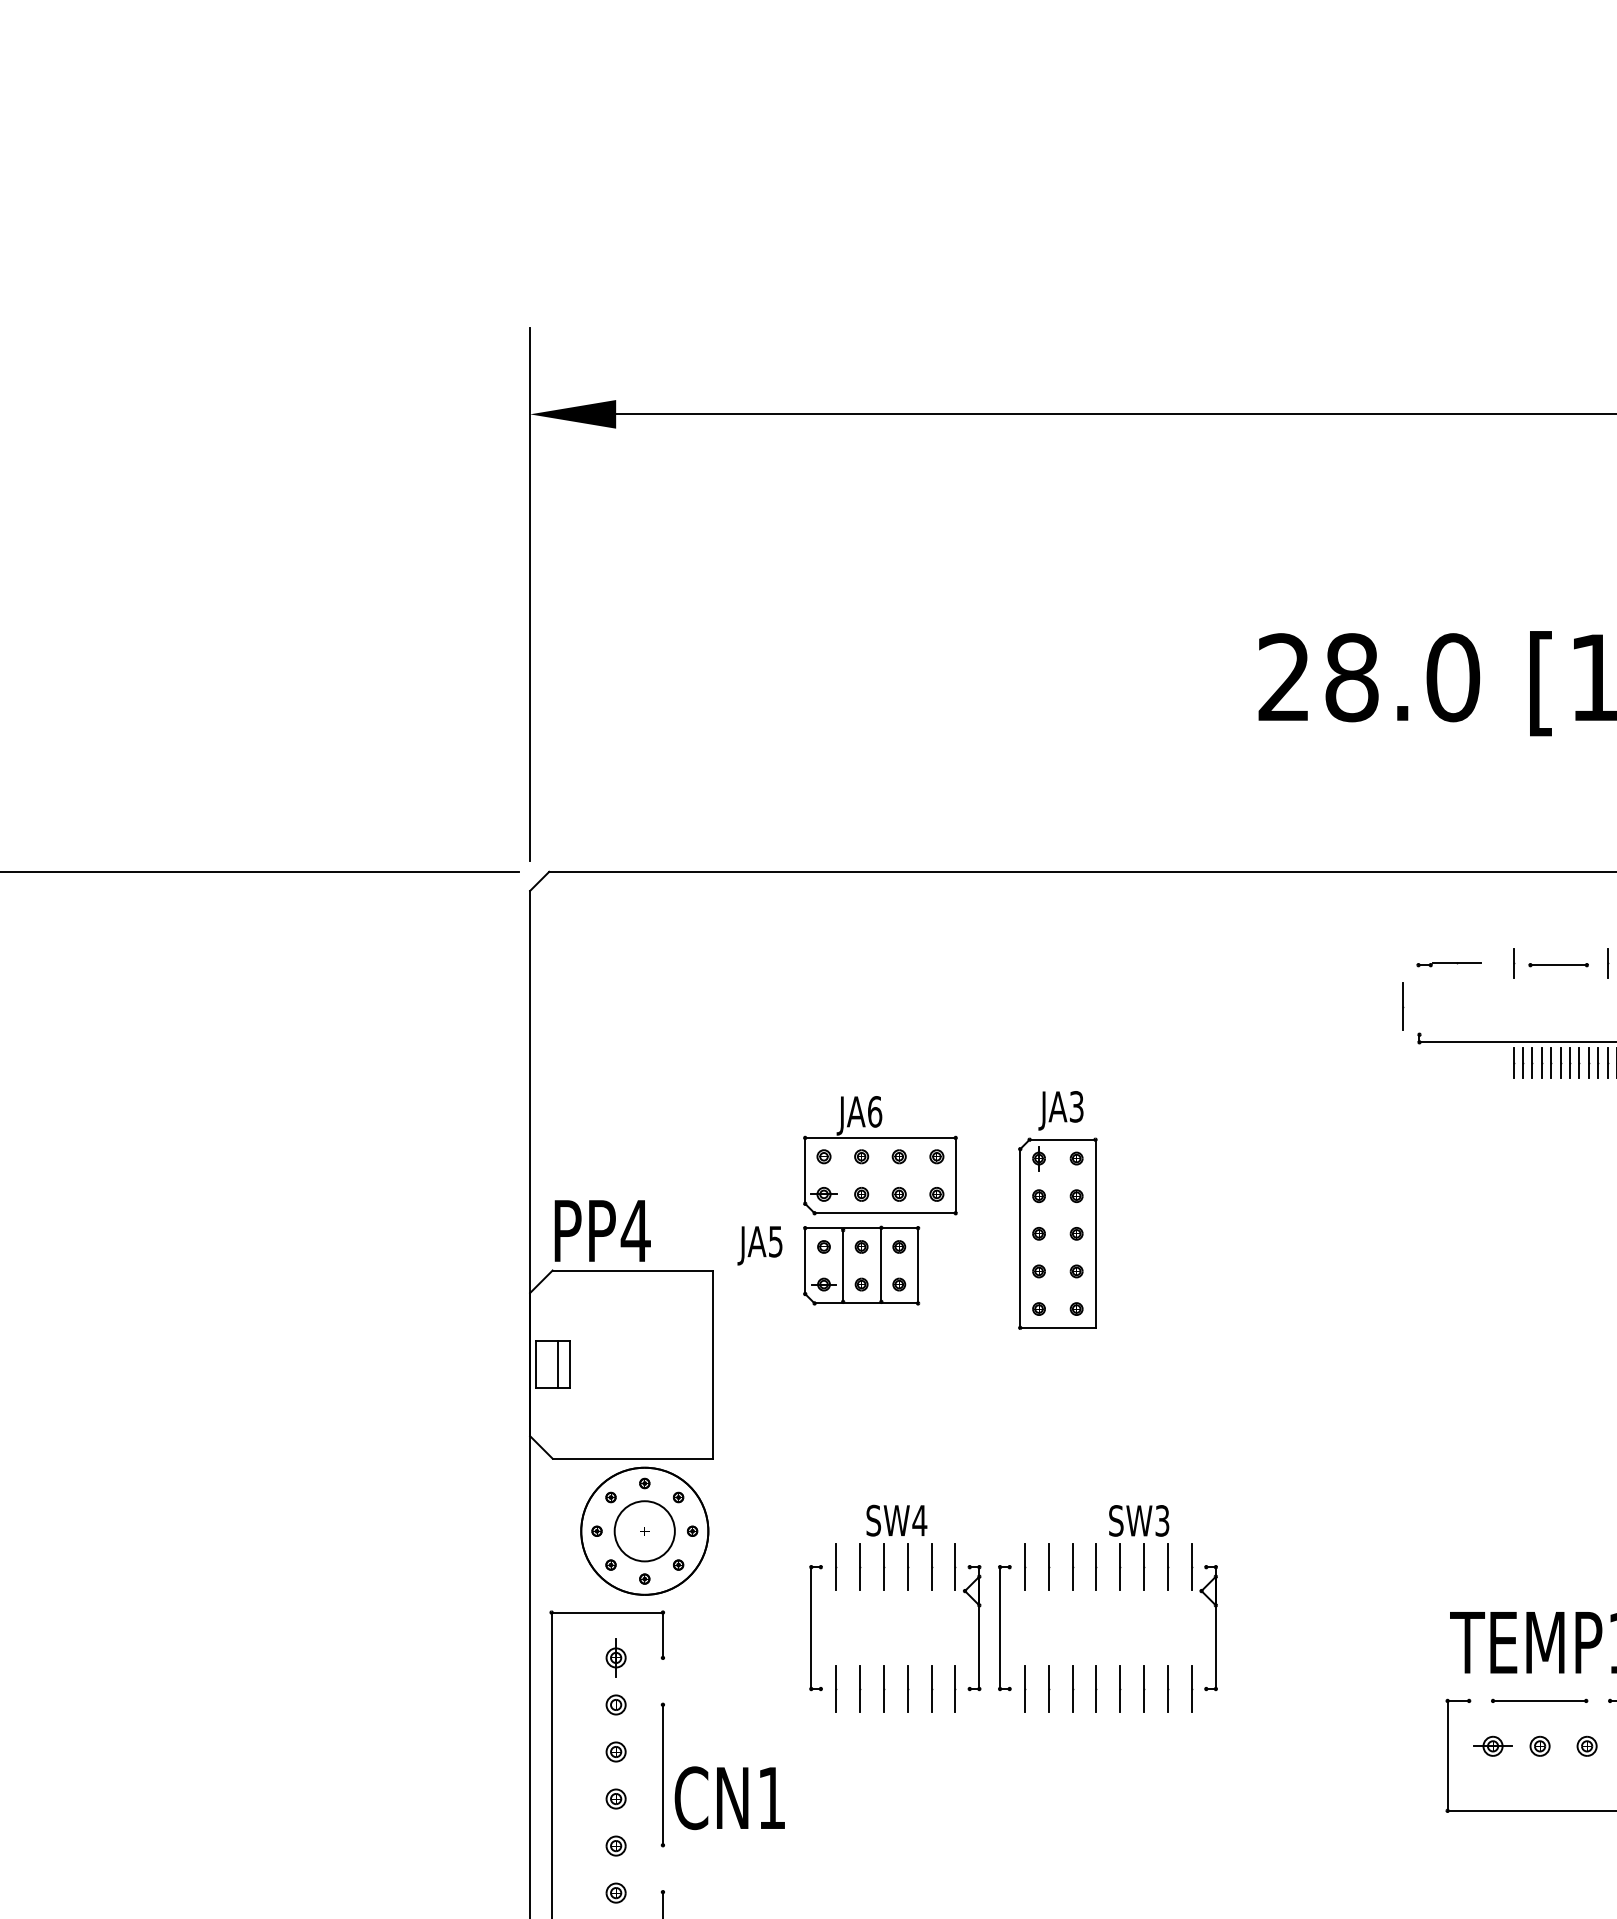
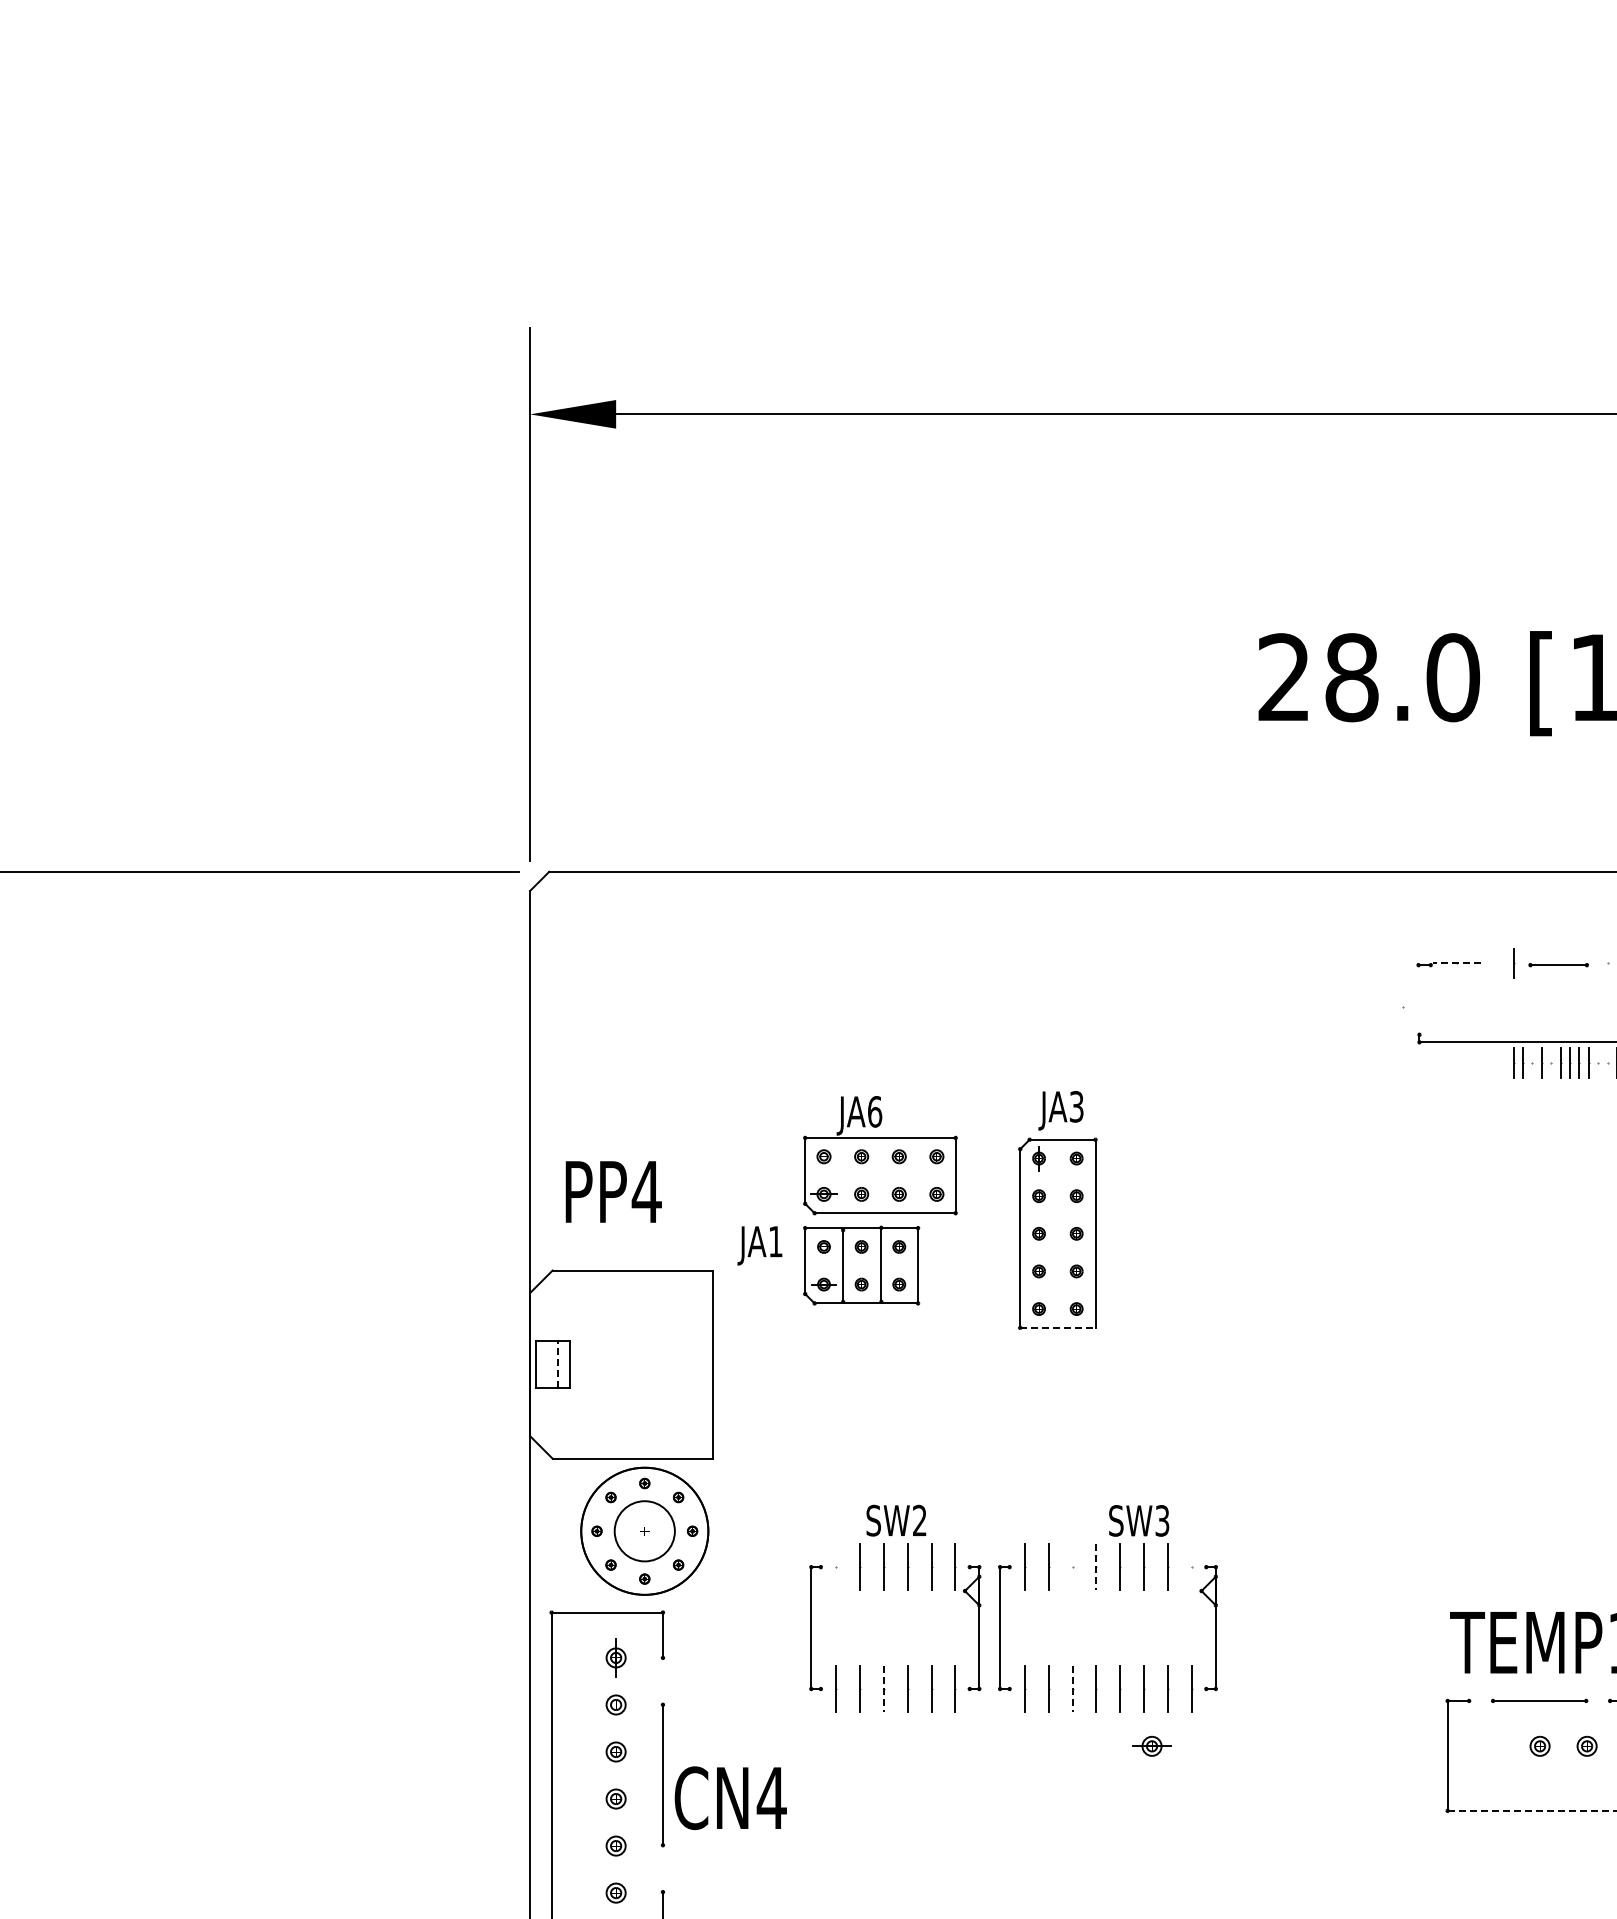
line: present -> none (1607, 962)
line: solid -> dashed (1457, 963)
line: present -> none (1403, 1006)
line: present -> none (1532, 1062)
line: present -> none (1551, 1062)
line: present -> none (1598, 1062)
line: present -> none (1607, 1062)
text position: (602, 1230) -> (613, 1191) (613, 1191)
text: JA5 -> JA1 (775, 1241)
line: solid -> dashed (1057, 1327)
line: solid -> dashed (558, 1364)
text: SW4 -> SW2 (919, 1519)
line: present -> none (835, 1566)
line: present -> none (1072, 1566)
line: present -> none (1191, 1566)
line: solid -> dashed (1096, 1567)
line: solid -> dashed (883, 1689)
line: solid -> dashed (1072, 1689)
part position: (1492, 1745) -> (1151, 1745) (1151, 1745)
text: CN1 -> CN4 (771, 1797)
line: solid -> dashed (1532, 1810)
